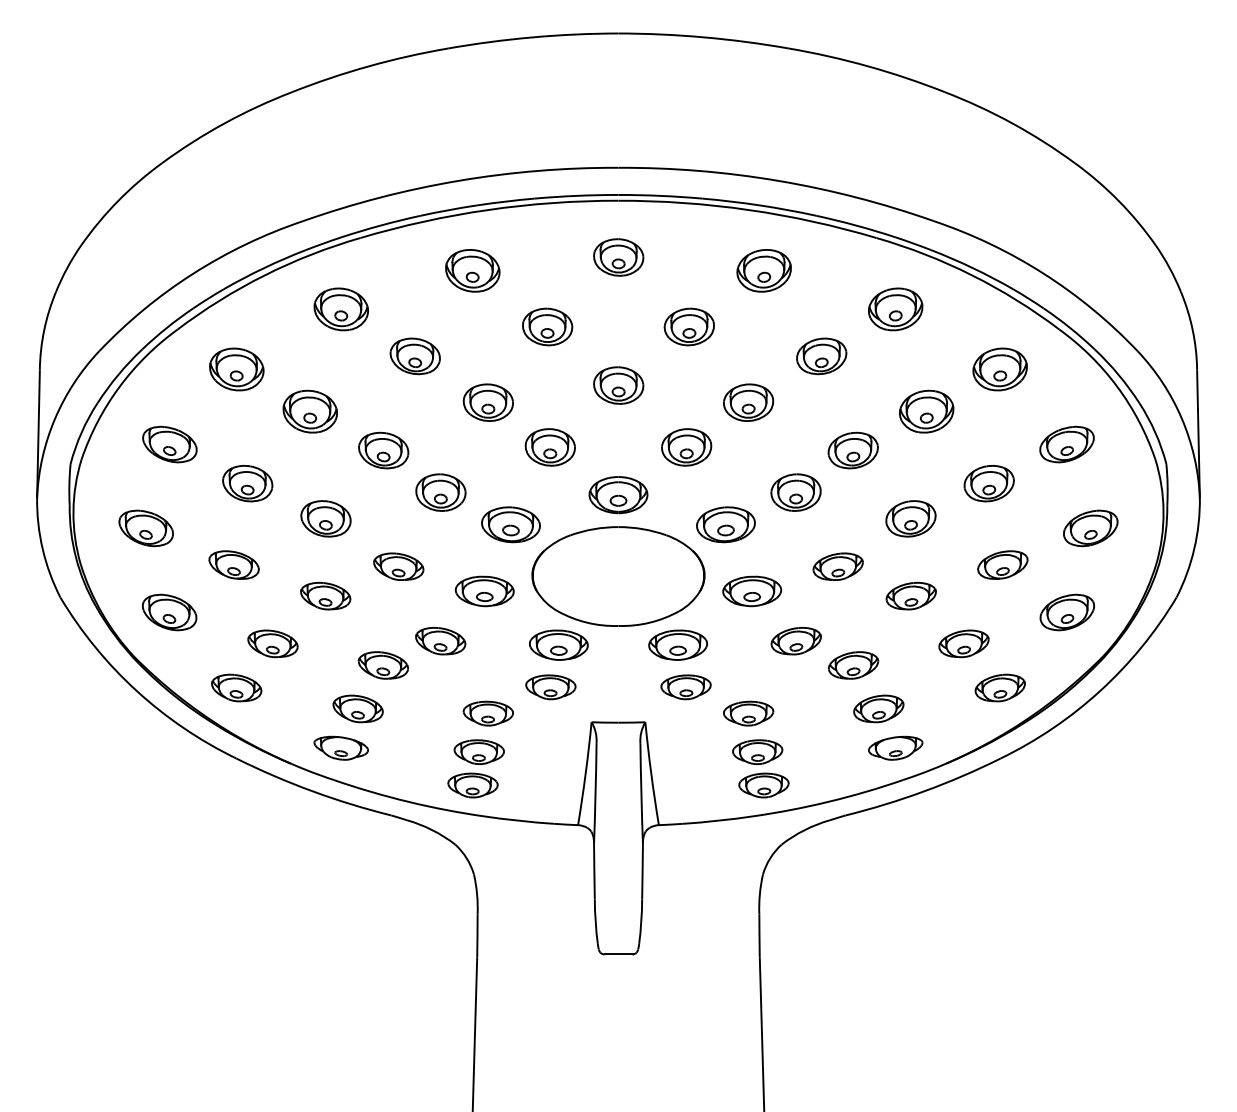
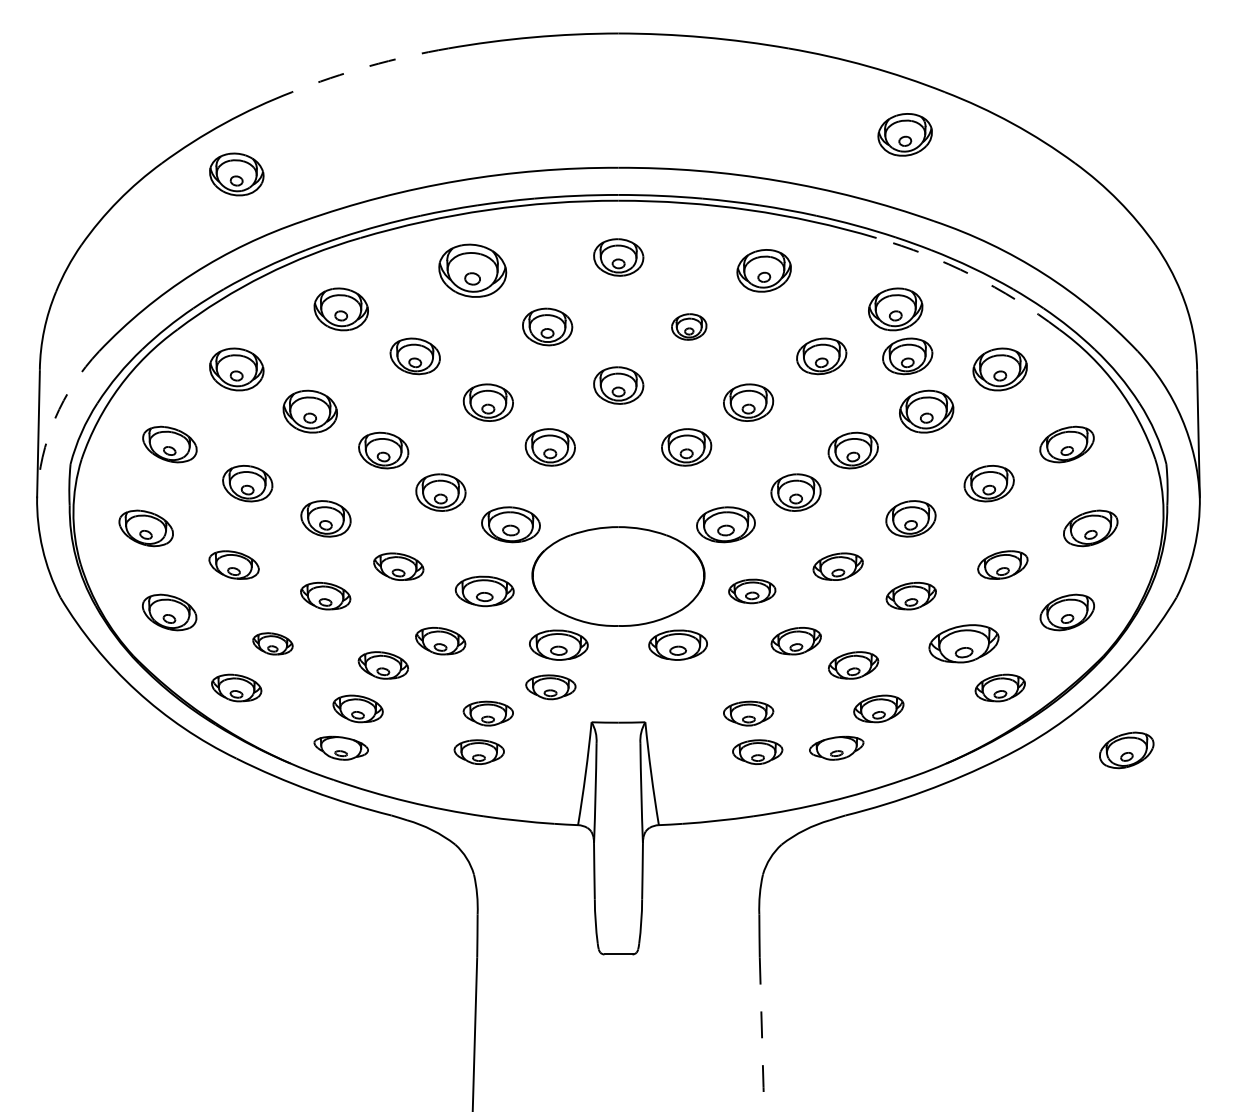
arc: solid -> dashed (369, 66)
part: none -> present (904, 134)
part: none -> present (236, 174)
part size: 56x44 px -> 70x55 px (472, 270)
arc: solid -> dashed (972, 275)
part size: 52x40 px -> 37x28 px (689, 326)
part: none -> present (907, 356)
arc: solid -> dashed (55, 418)
part: present -> none (618, 495)
part size: 61x33 px -> 49x27 px (752, 591)
part size: 52x30 px -> 42x24 px (272, 643)
part size: 52x30 px -> 72x40 px (963, 643)
part: present -> none (685, 687)
part position: (895, 747) -> (836, 747) (836, 747)
part: none -> present (1126, 750)
part: present -> none (472, 785)
part: present -> none (763, 785)
arc: solid -> dashed (762, 1034)
